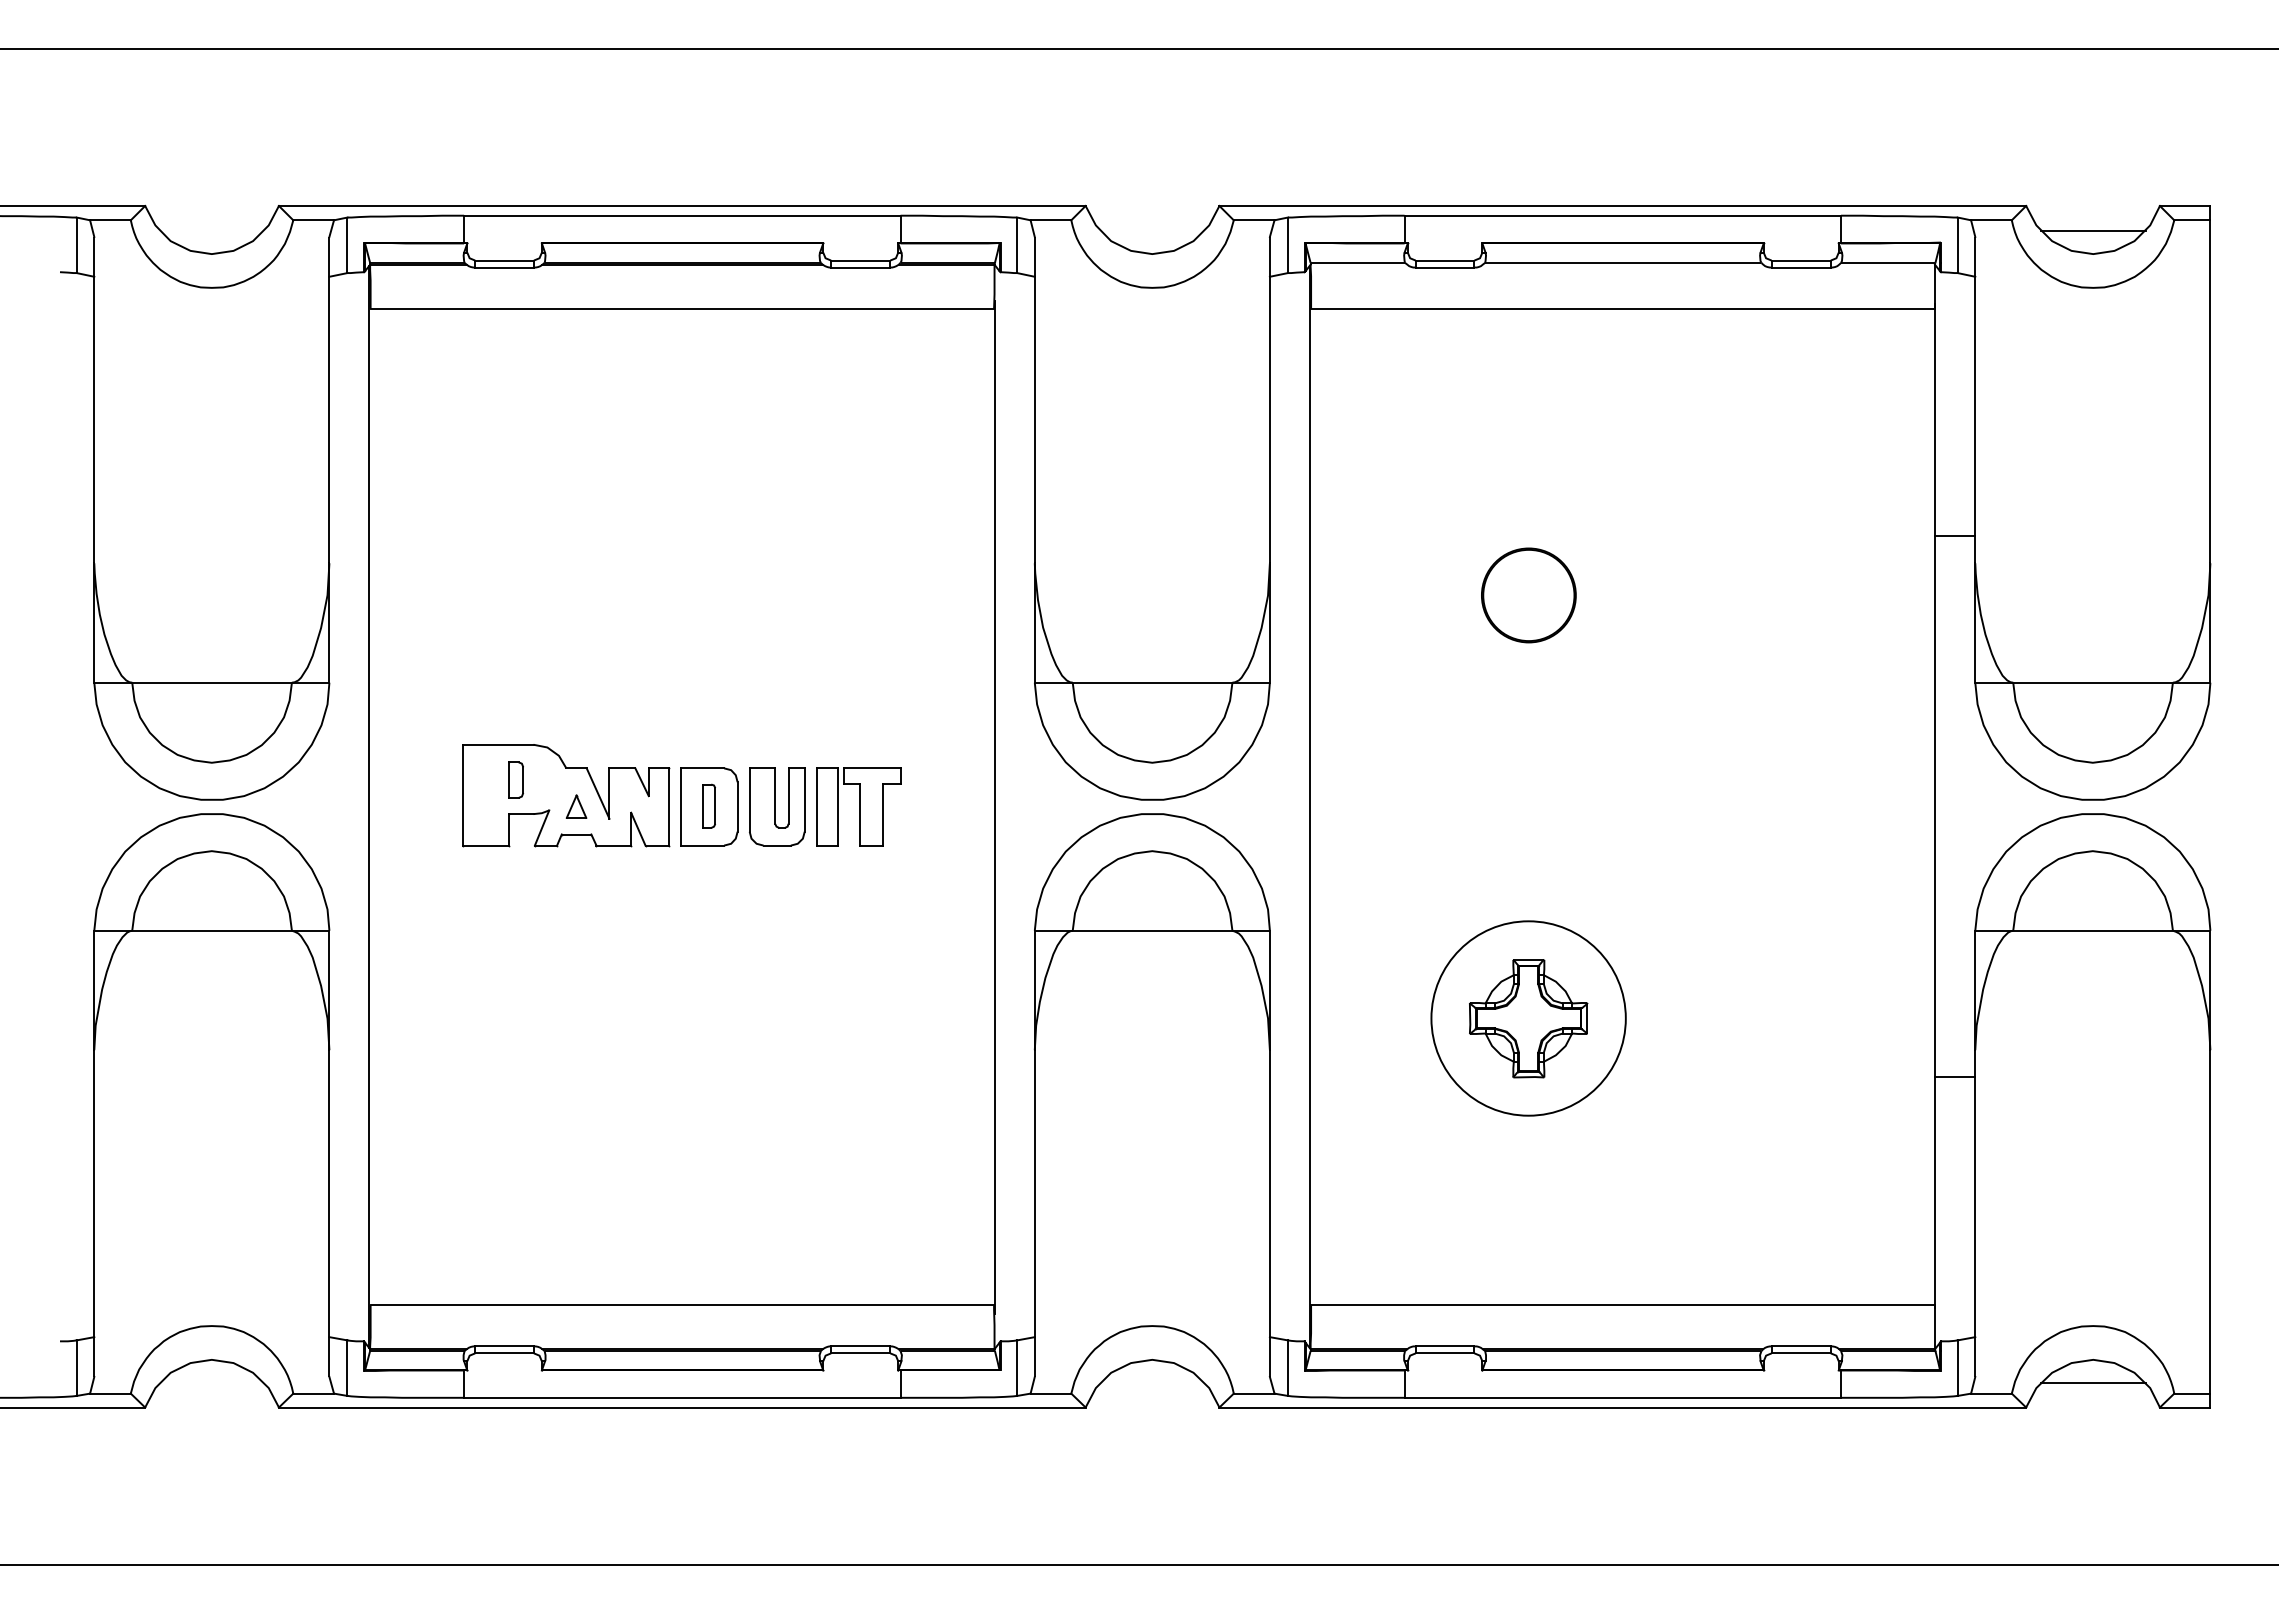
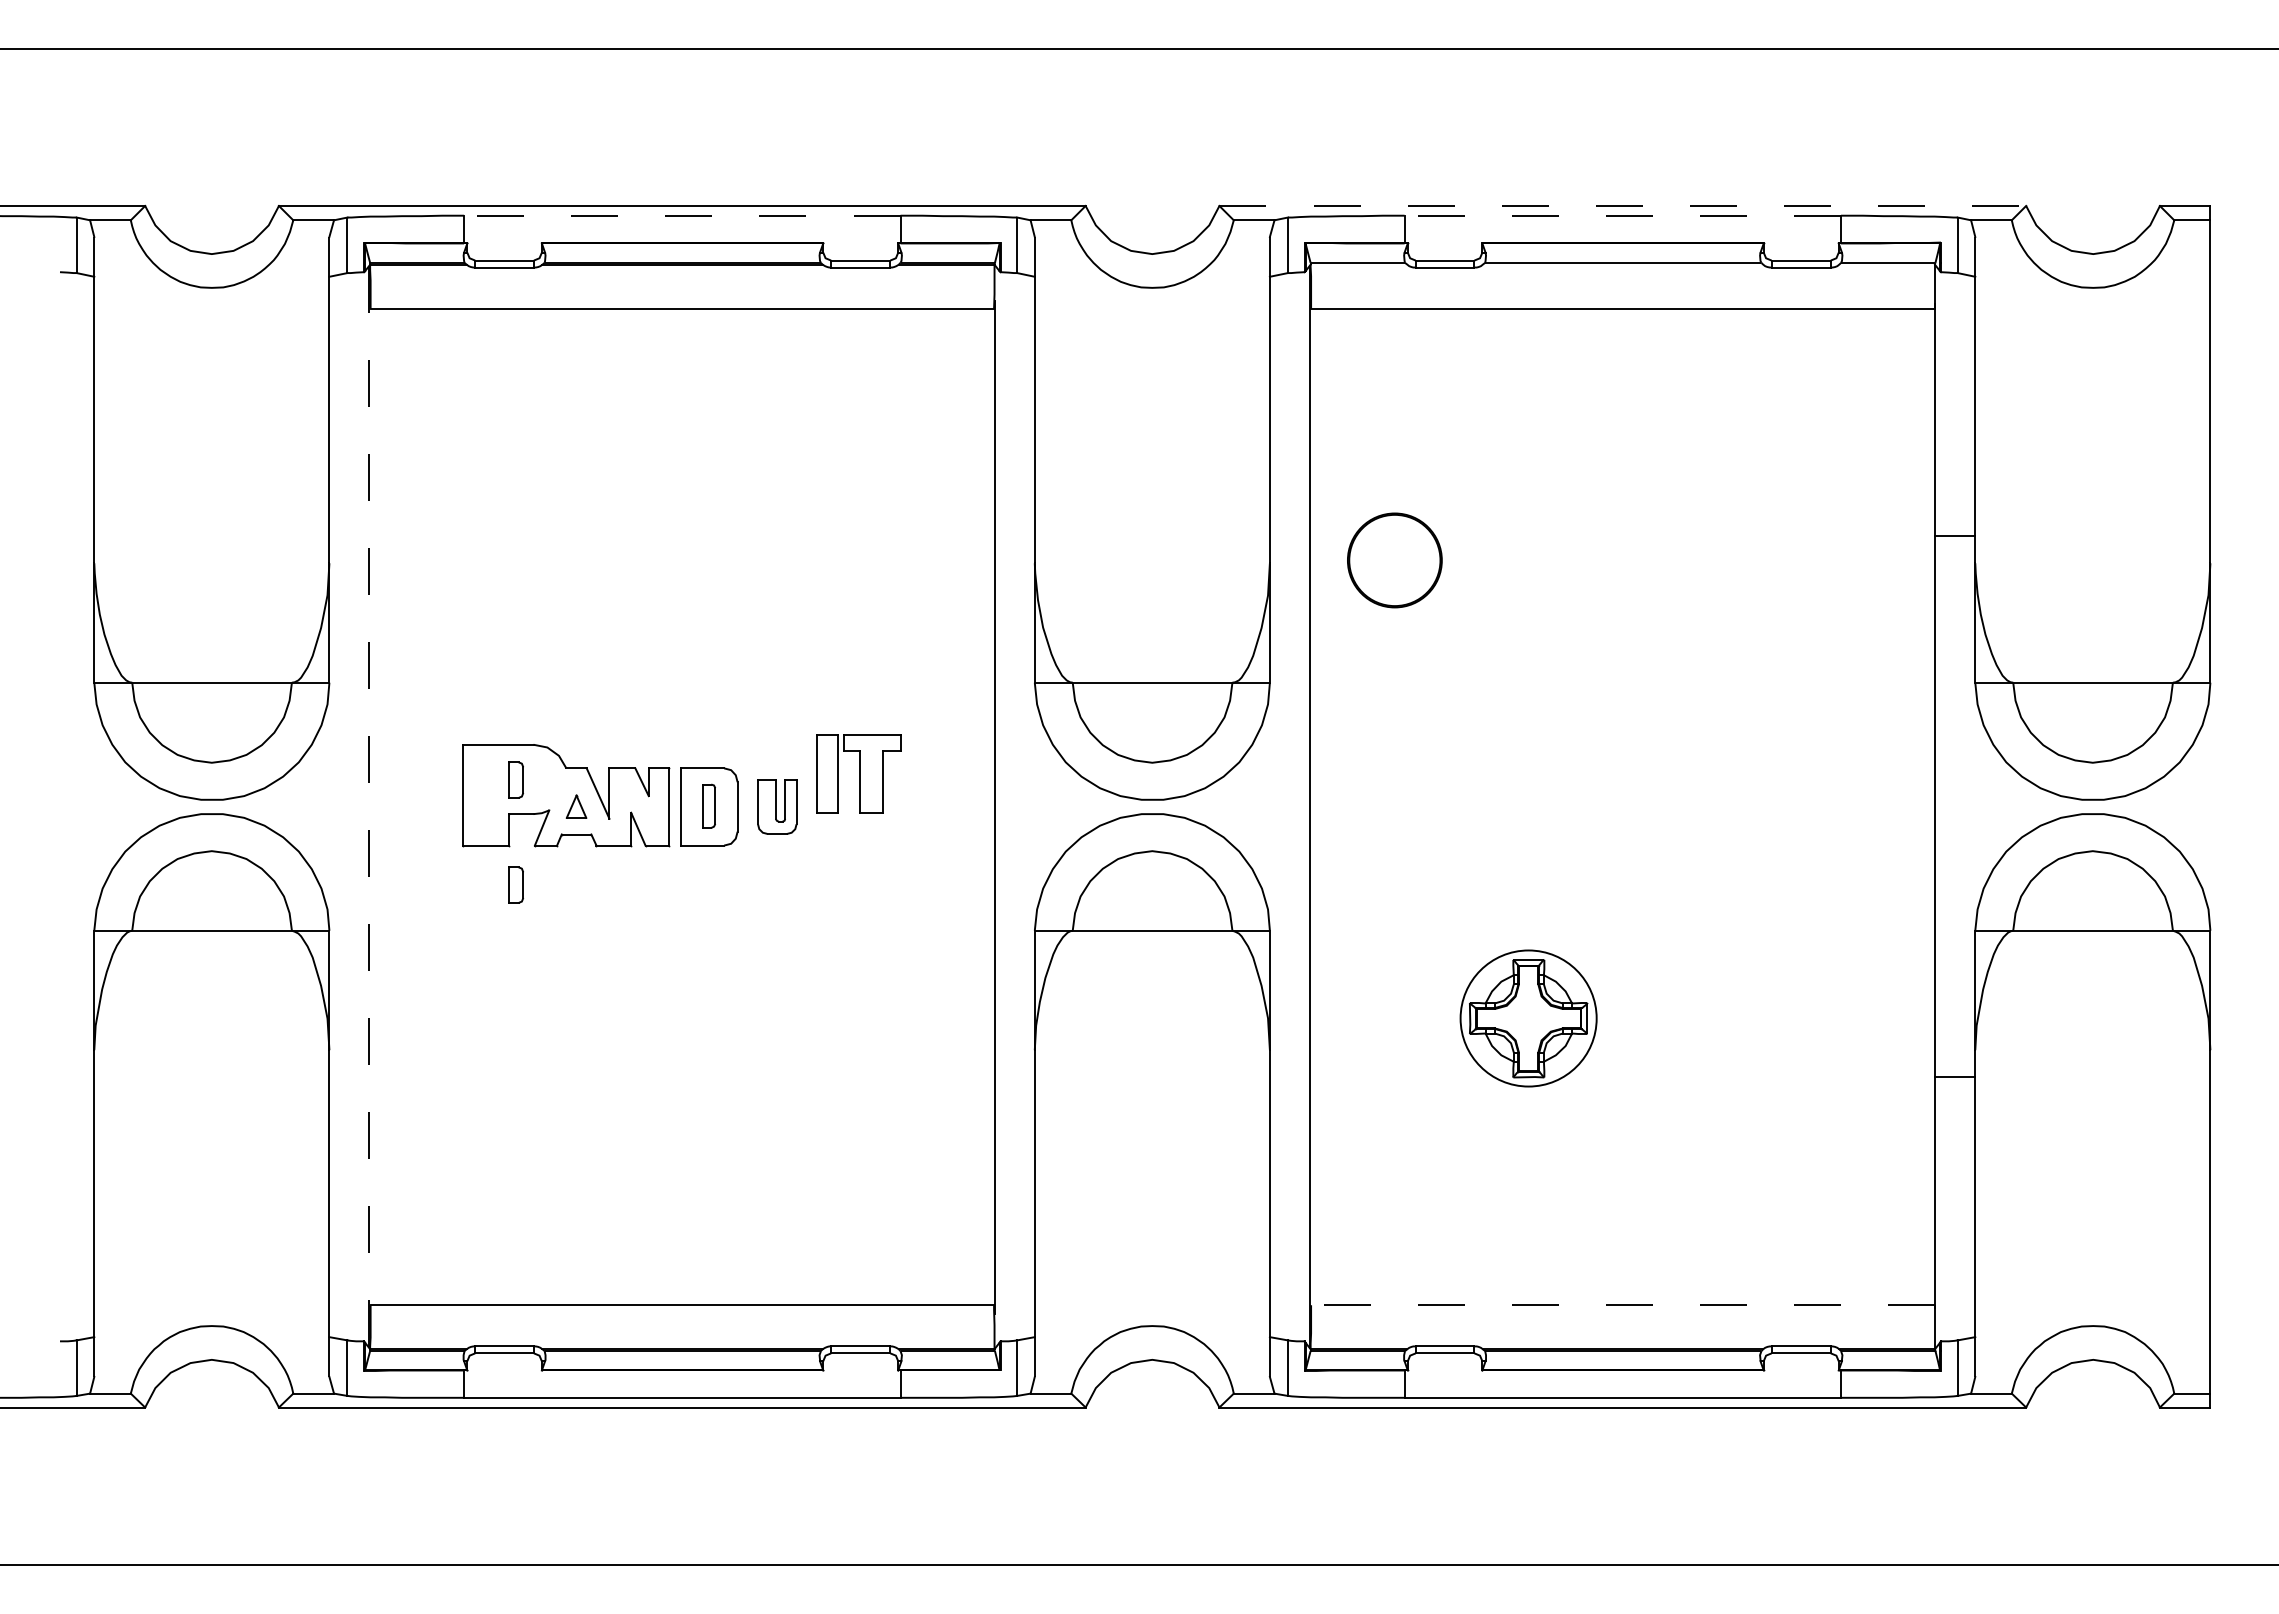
line: solid -> dashed (1623, 205)
line: solid -> dashed (681, 215)
line: solid -> dashed (1622, 215)
line: present -> none (2092, 230)
part position: (1528, 595) -> (1394, 560) (1394, 560)
part size: 57x80 px -> 41x56 px (777, 806)
part position: (858, 806) -> (858, 773) (858, 773)
line: solid -> dashed (369, 807)
part: none -> present (515, 884)
circle diameter: 194 px -> 136 px (1528, 1018)
line: solid -> dashed (1623, 1305)
line: present -> none (2092, 1383)
